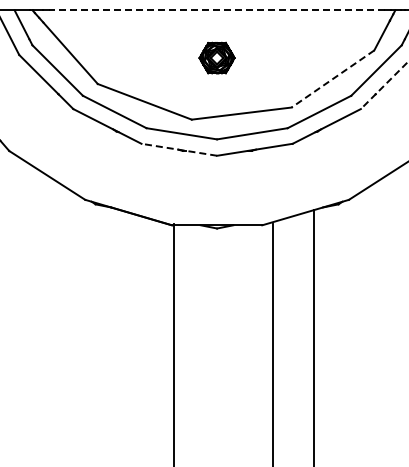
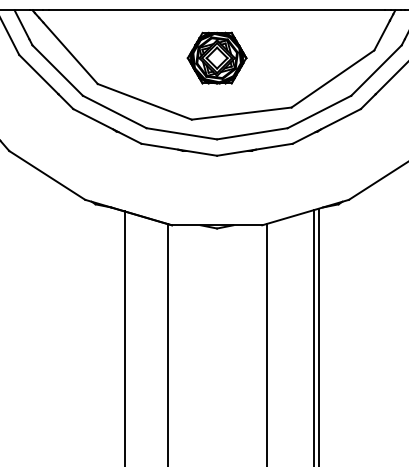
line: dashed -> solid (216, 10)
part size: 38x34 px -> 62x54 px (216, 57)
line: dashed -> solid (332, 79)
line: dashed -> solid (384, 85)
line: dashed -> solid (178, 149)
line: none -> present (319, 335)
line: none -> present (124, 337)
line position: (173, 343) -> (167, 343) (167, 343)
line position: (273, 343) -> (267, 343) (267, 343)
